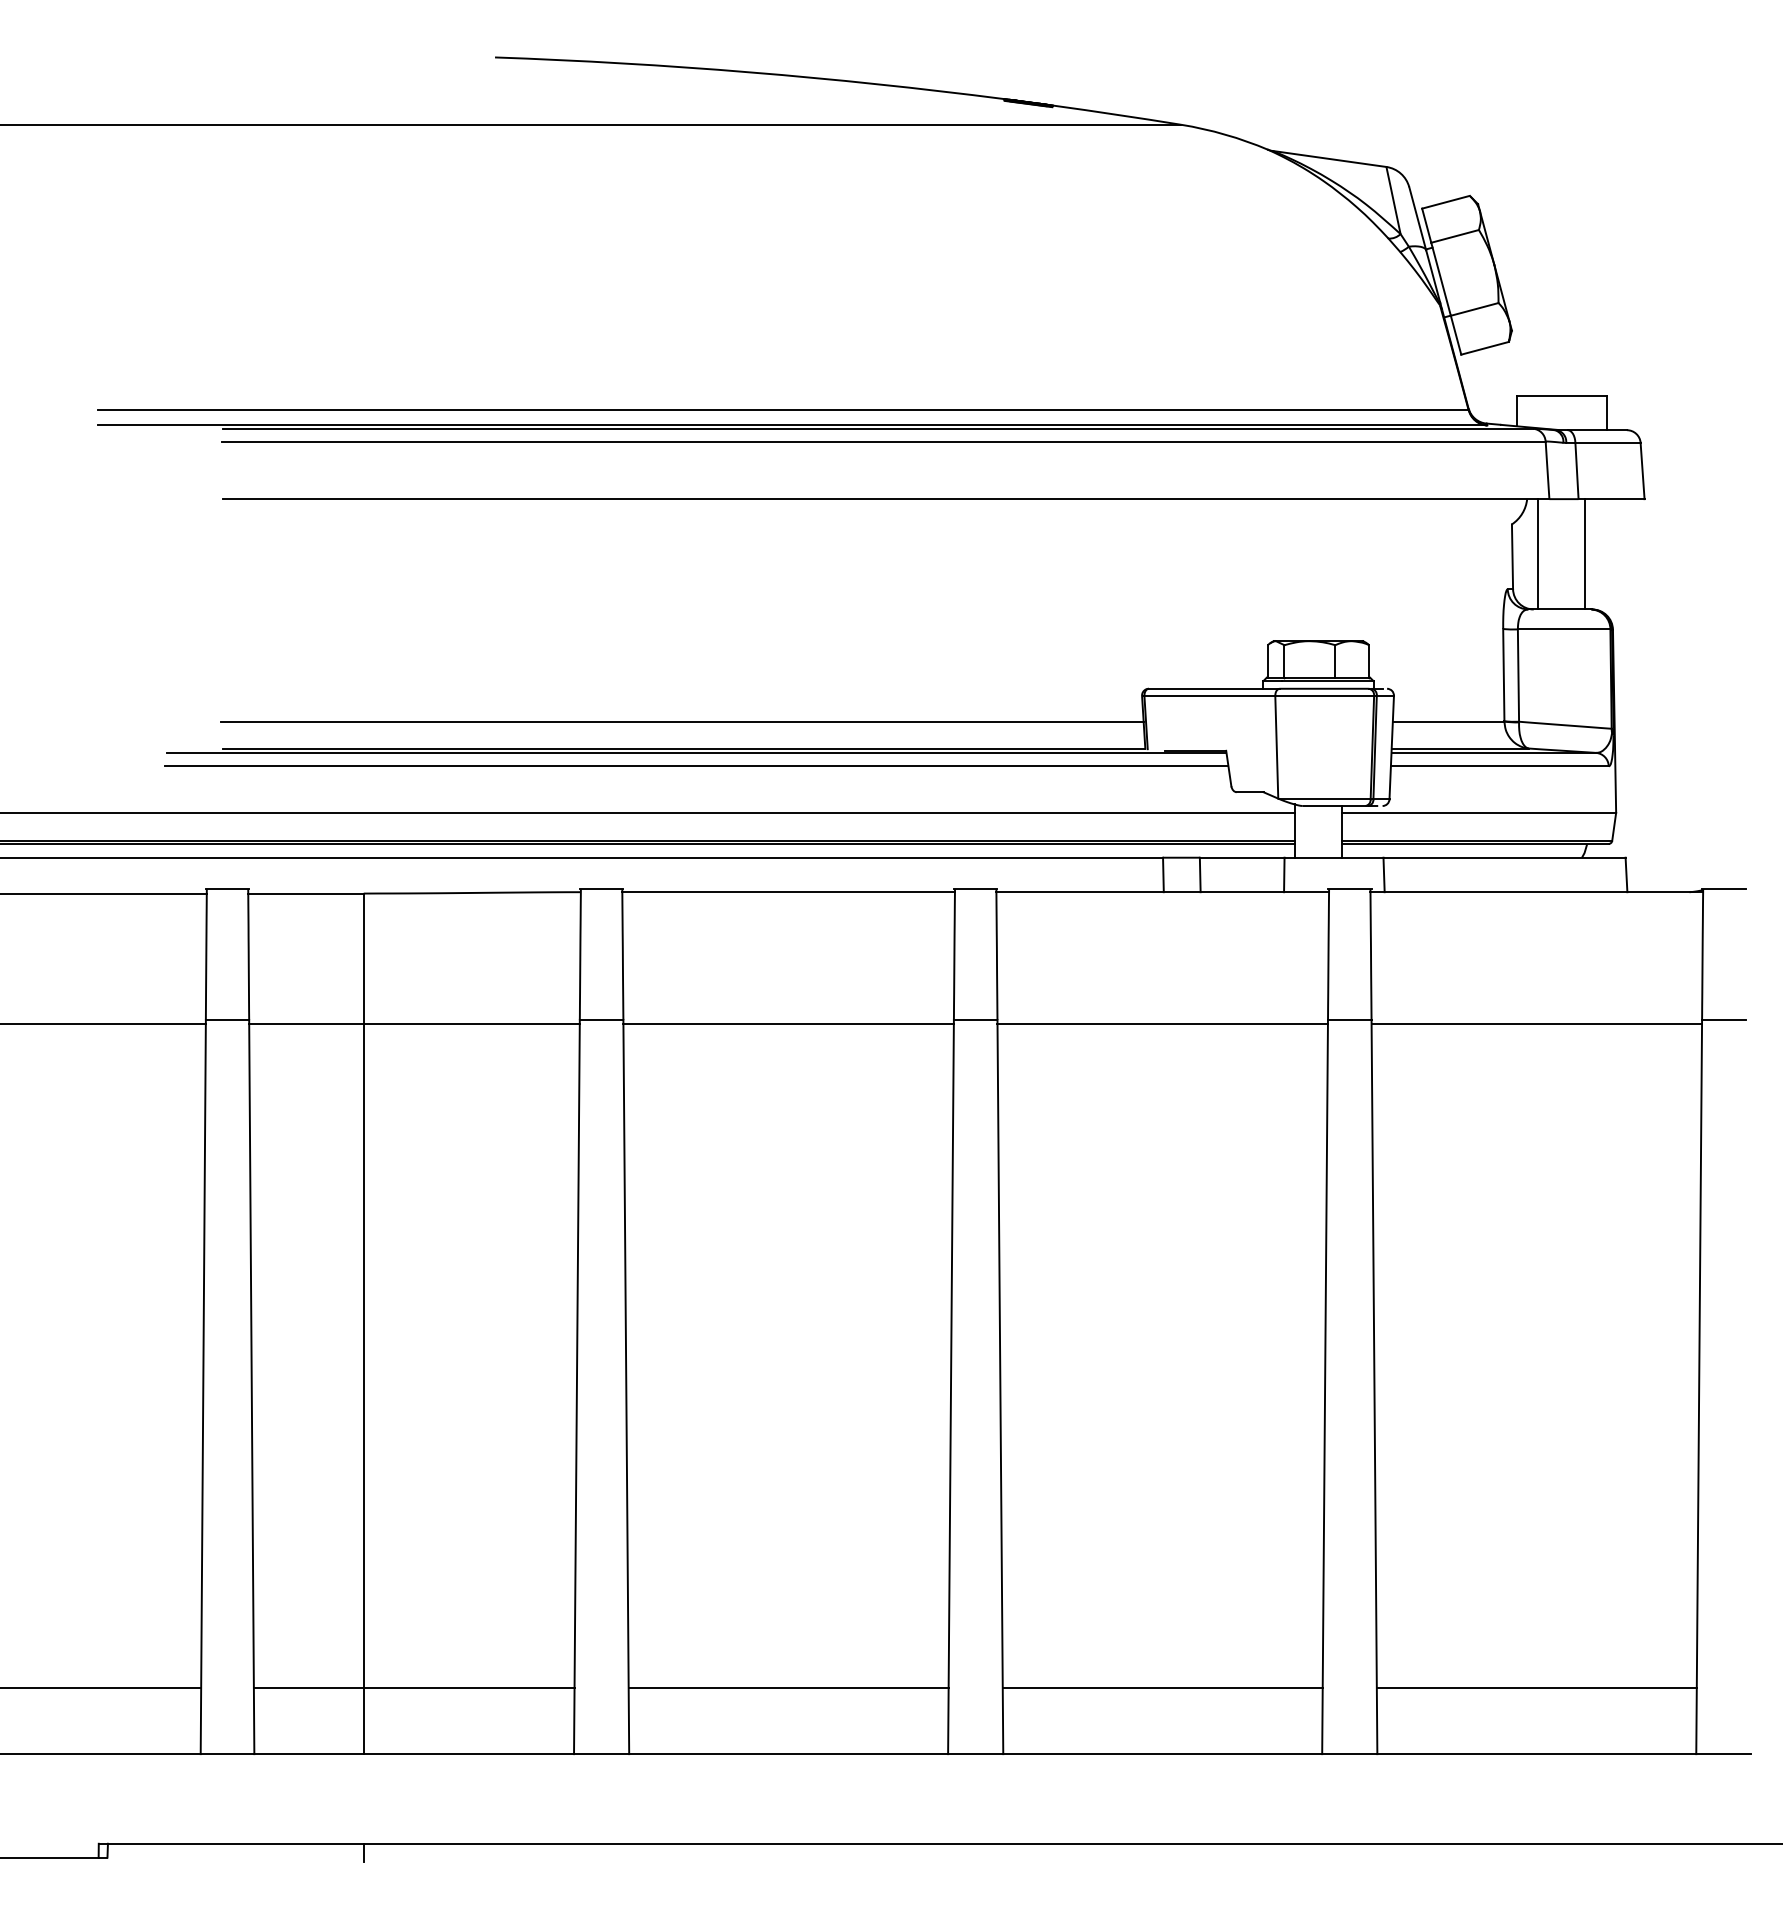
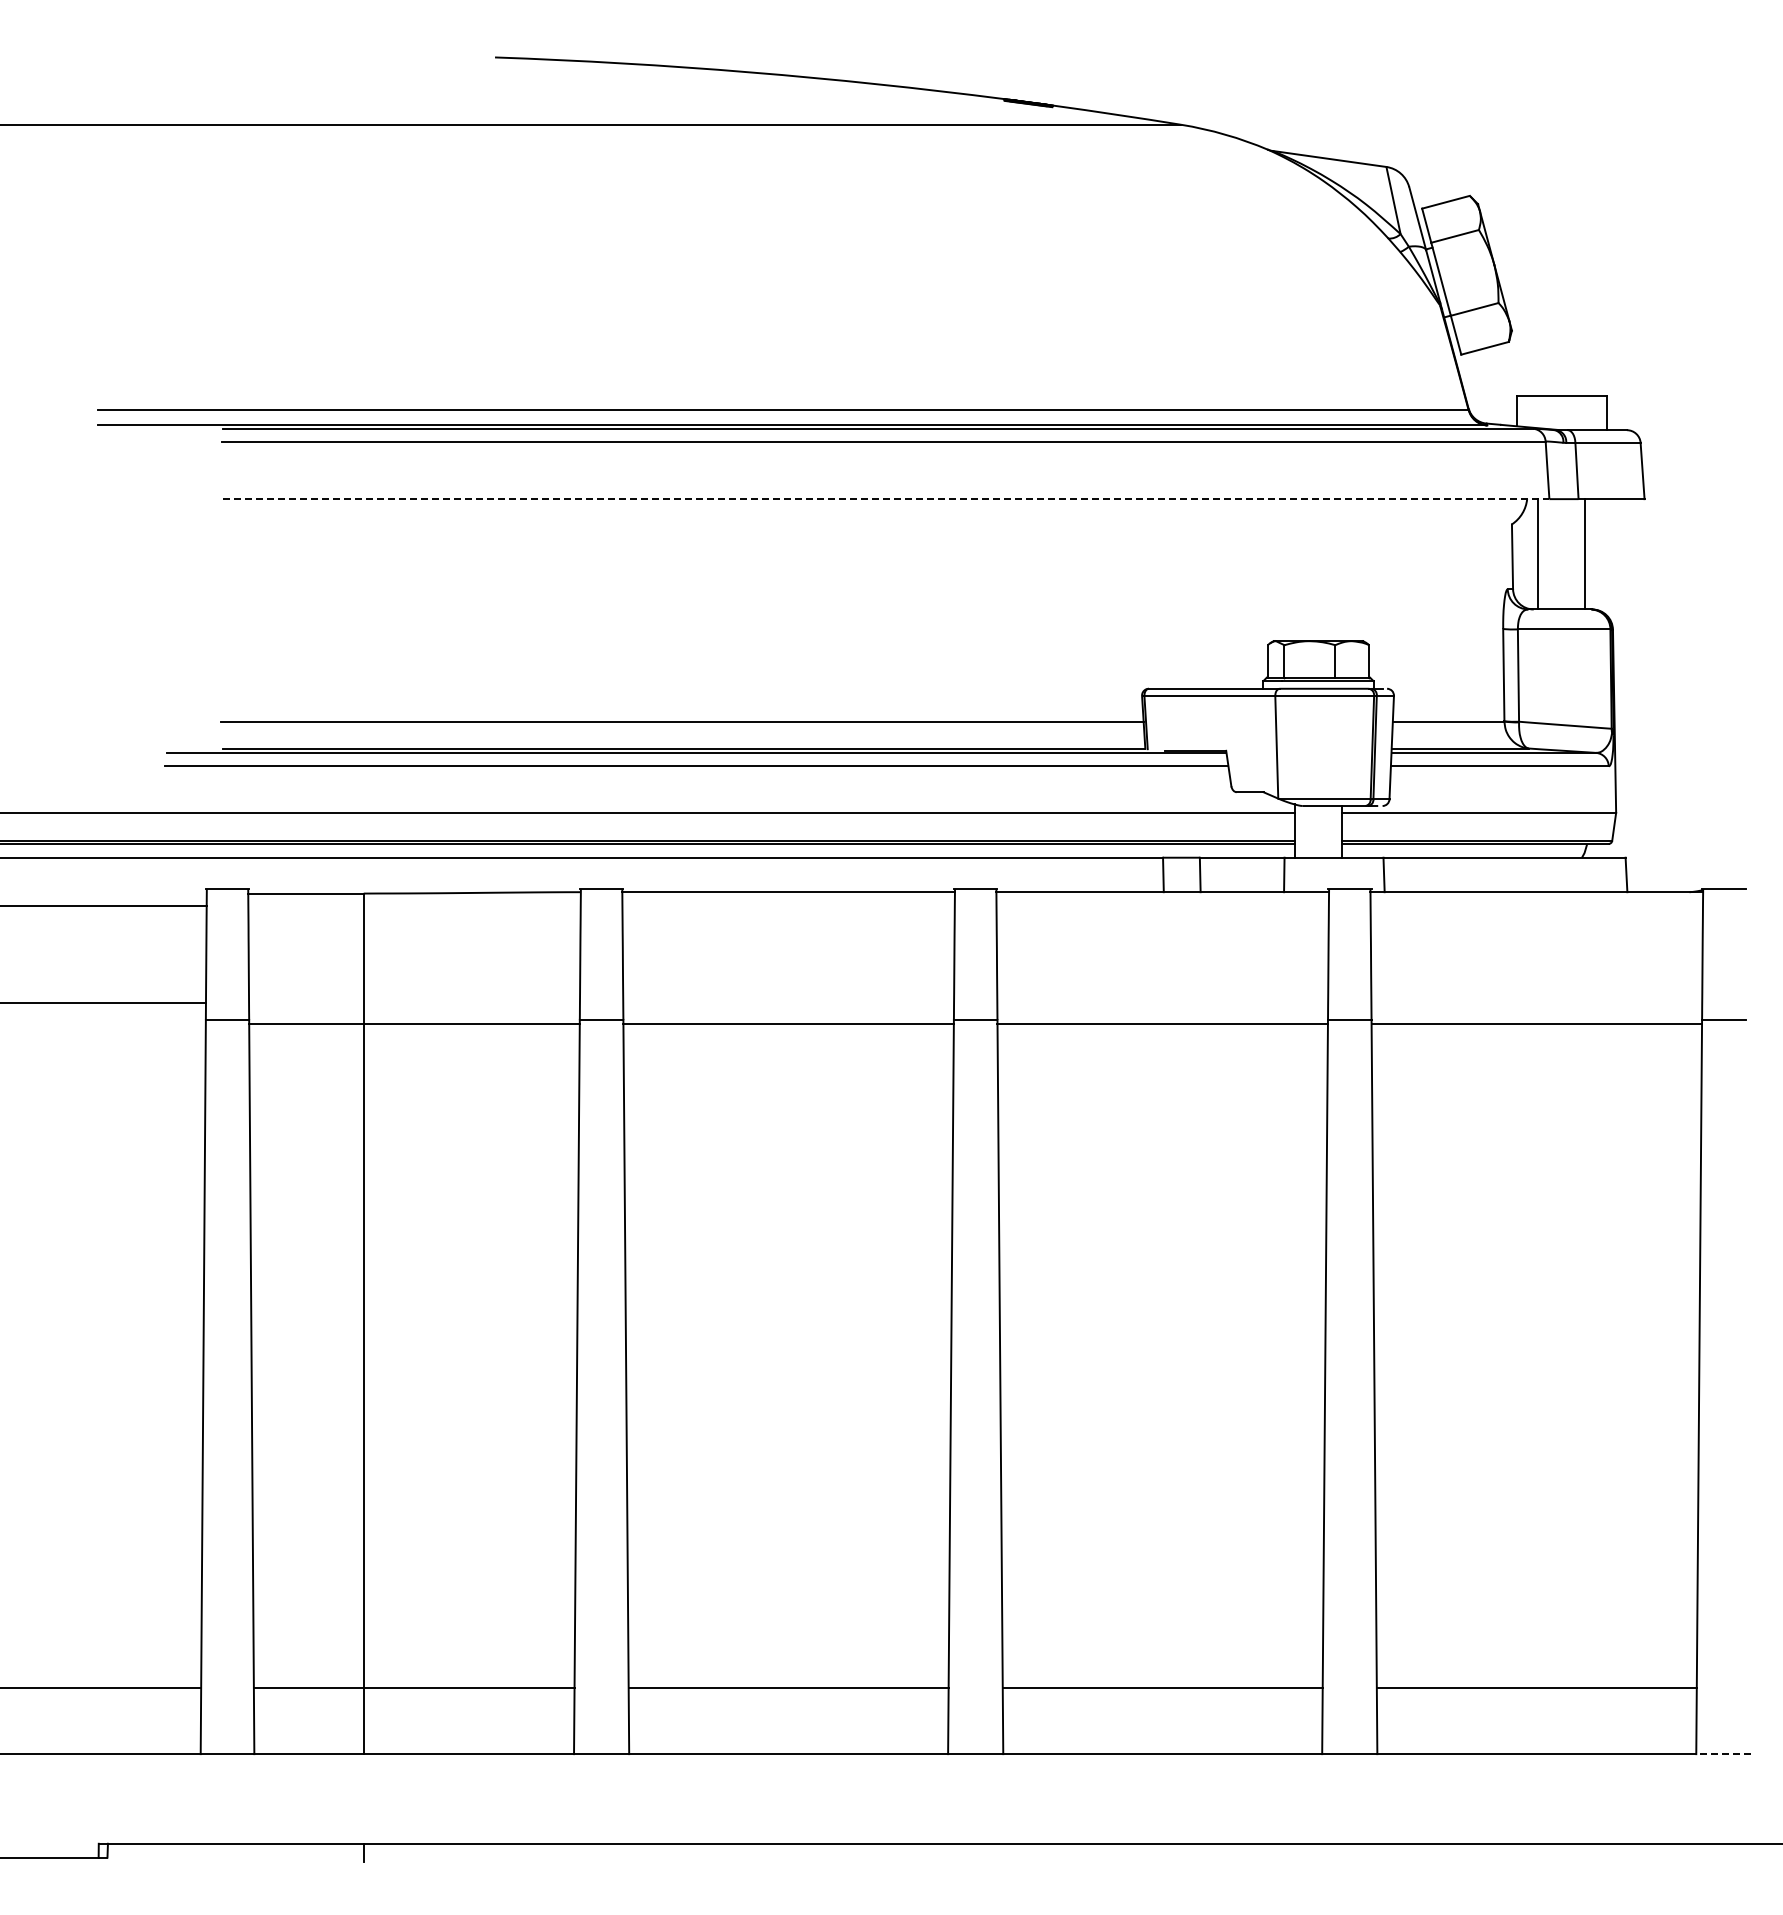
line: solid -> dashed (886, 499)
line position: (104, 893) -> (104, 905) (104, 905)
line position: (103, 1023) -> (103, 1002) (103, 1002)
line: solid -> dashed (1723, 1754)
